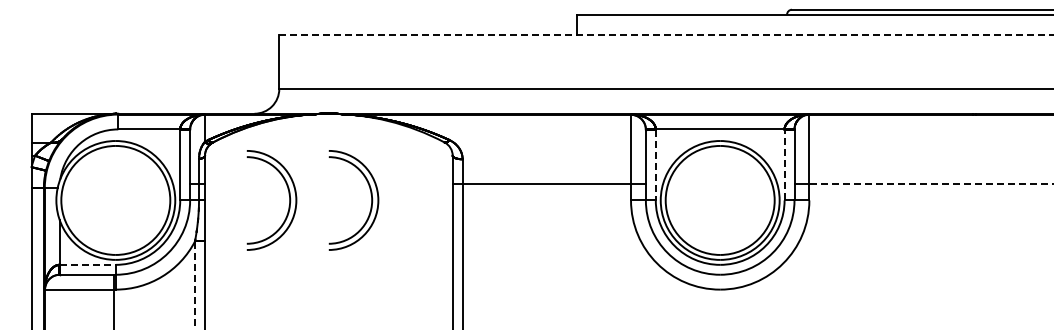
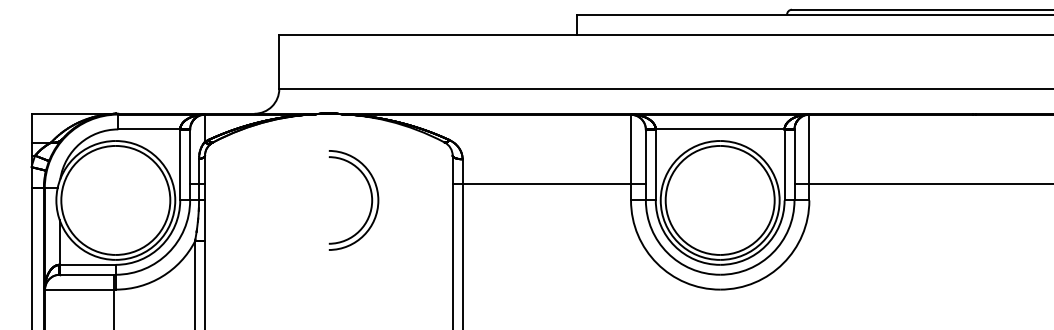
line: dashed -> solid (667, 34)
line: dashed -> solid (784, 164)
line: dashed -> solid (655, 165)
line: dashed -> solid (931, 184)
part: present -> none (289, 200)
line: dashed -> solid (87, 264)
line: dashed -> solid (195, 285)
